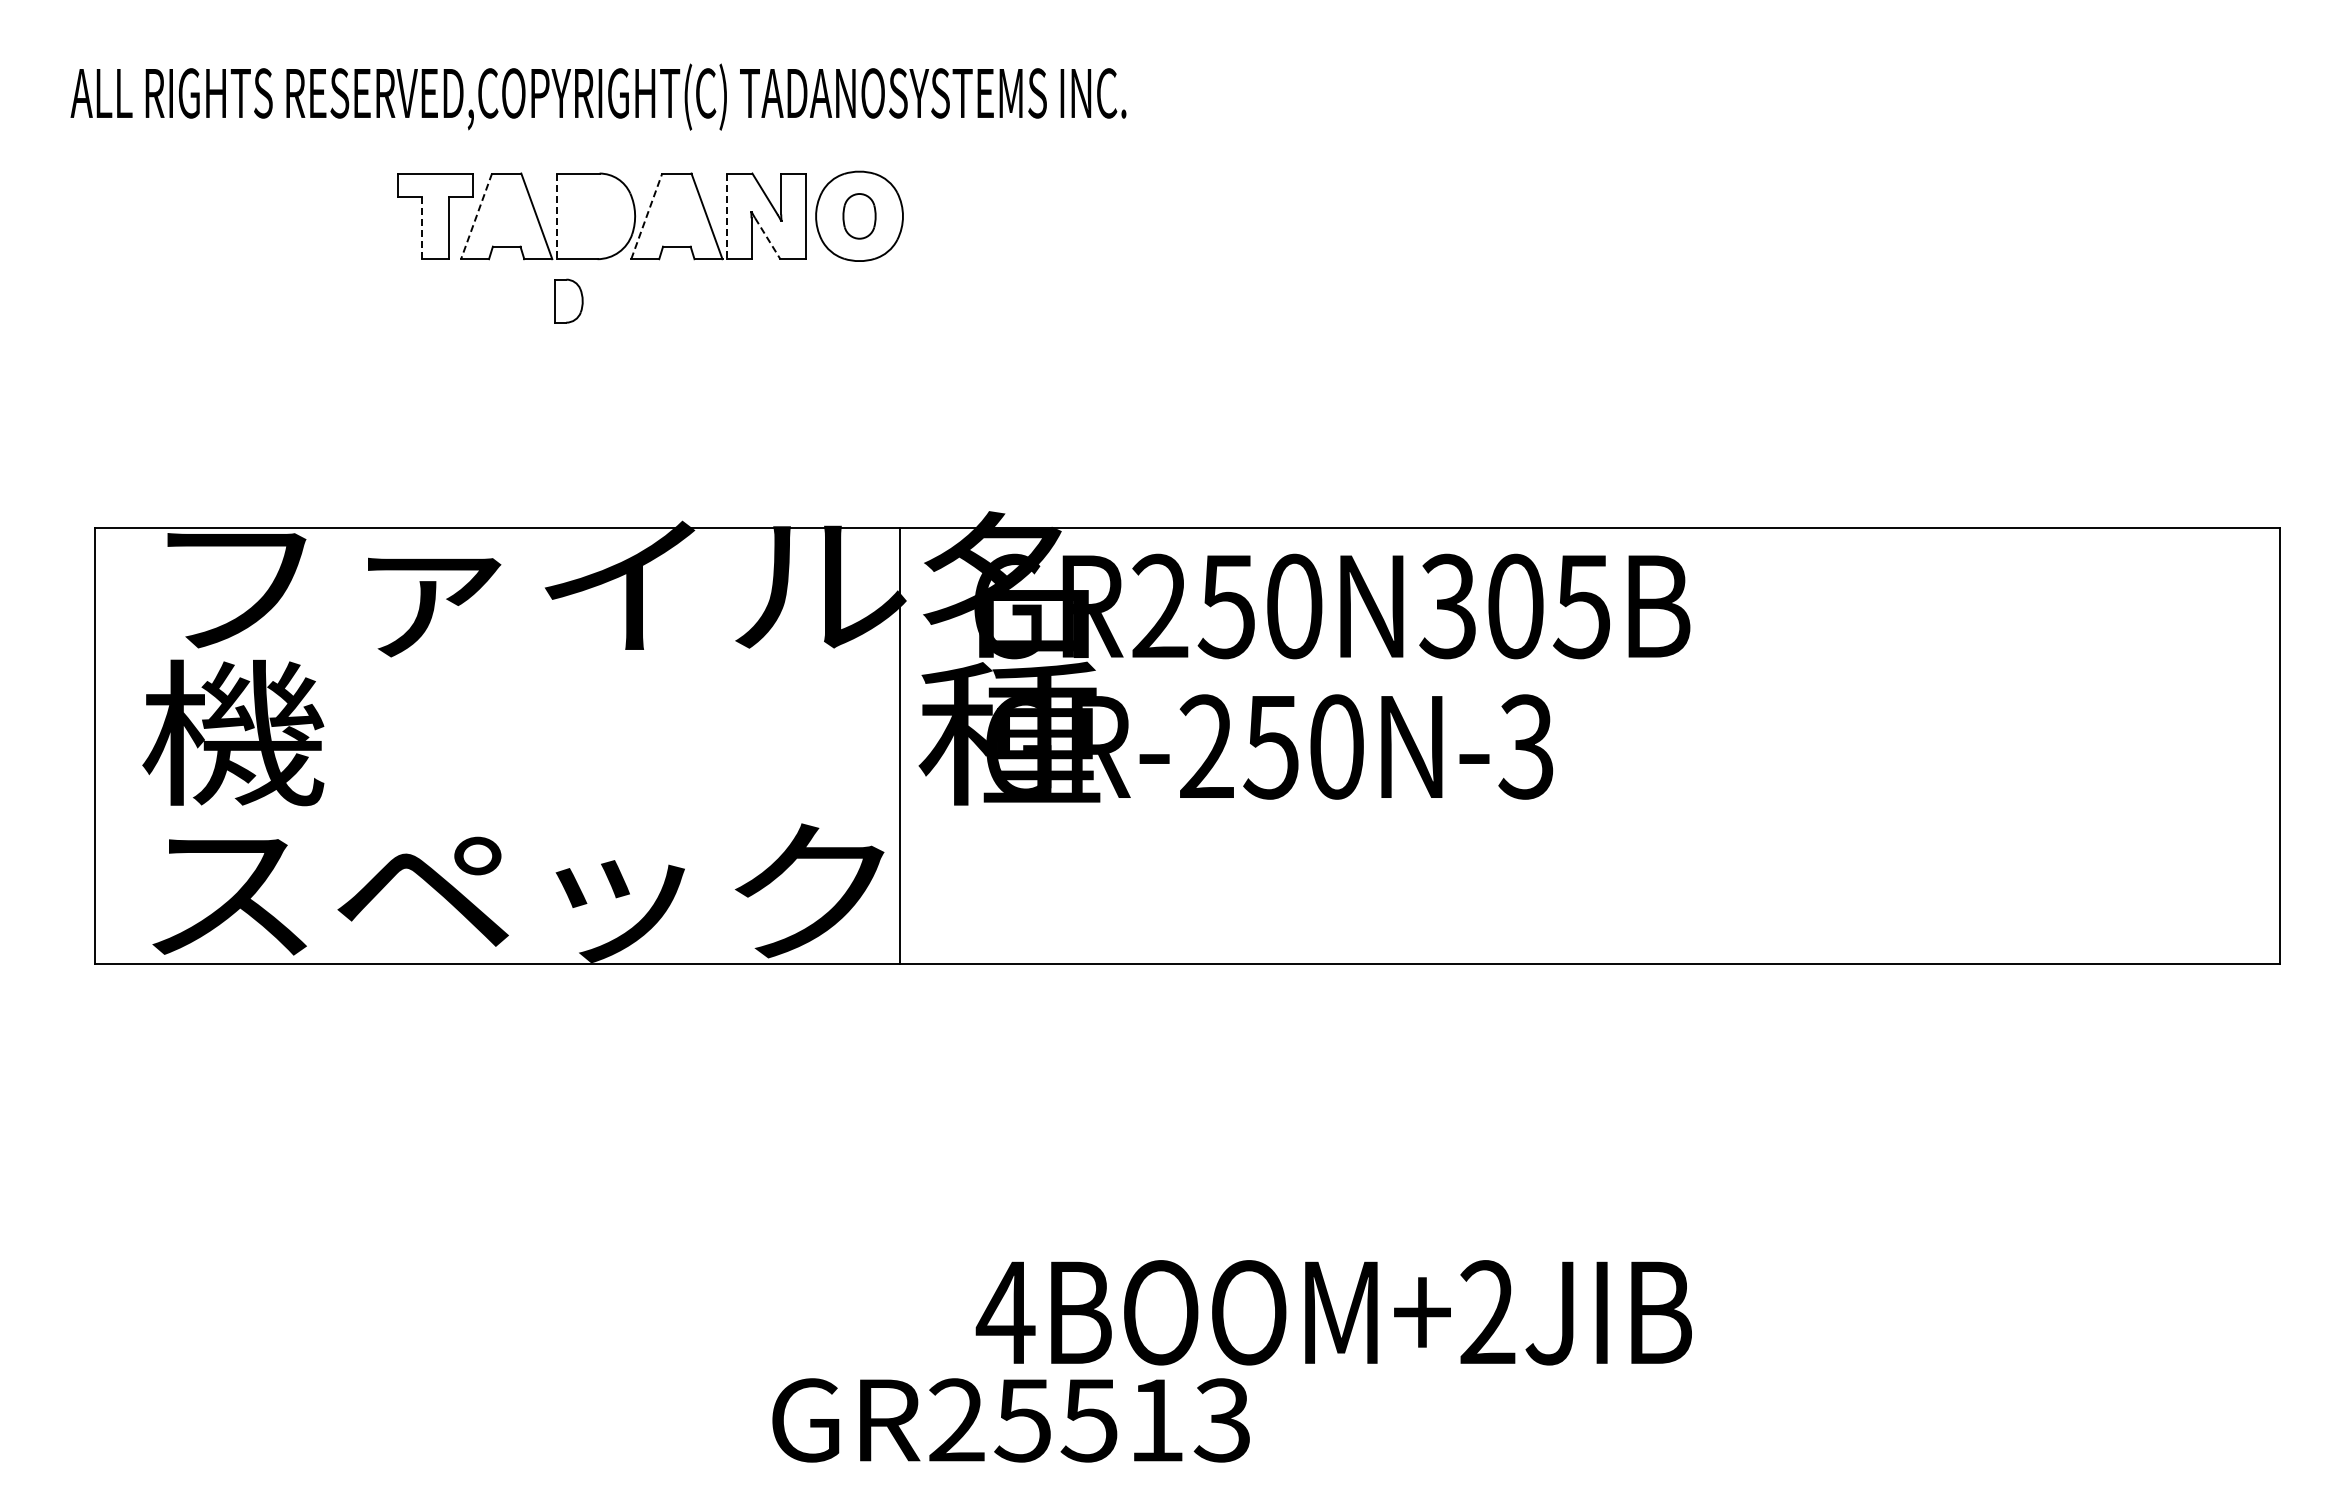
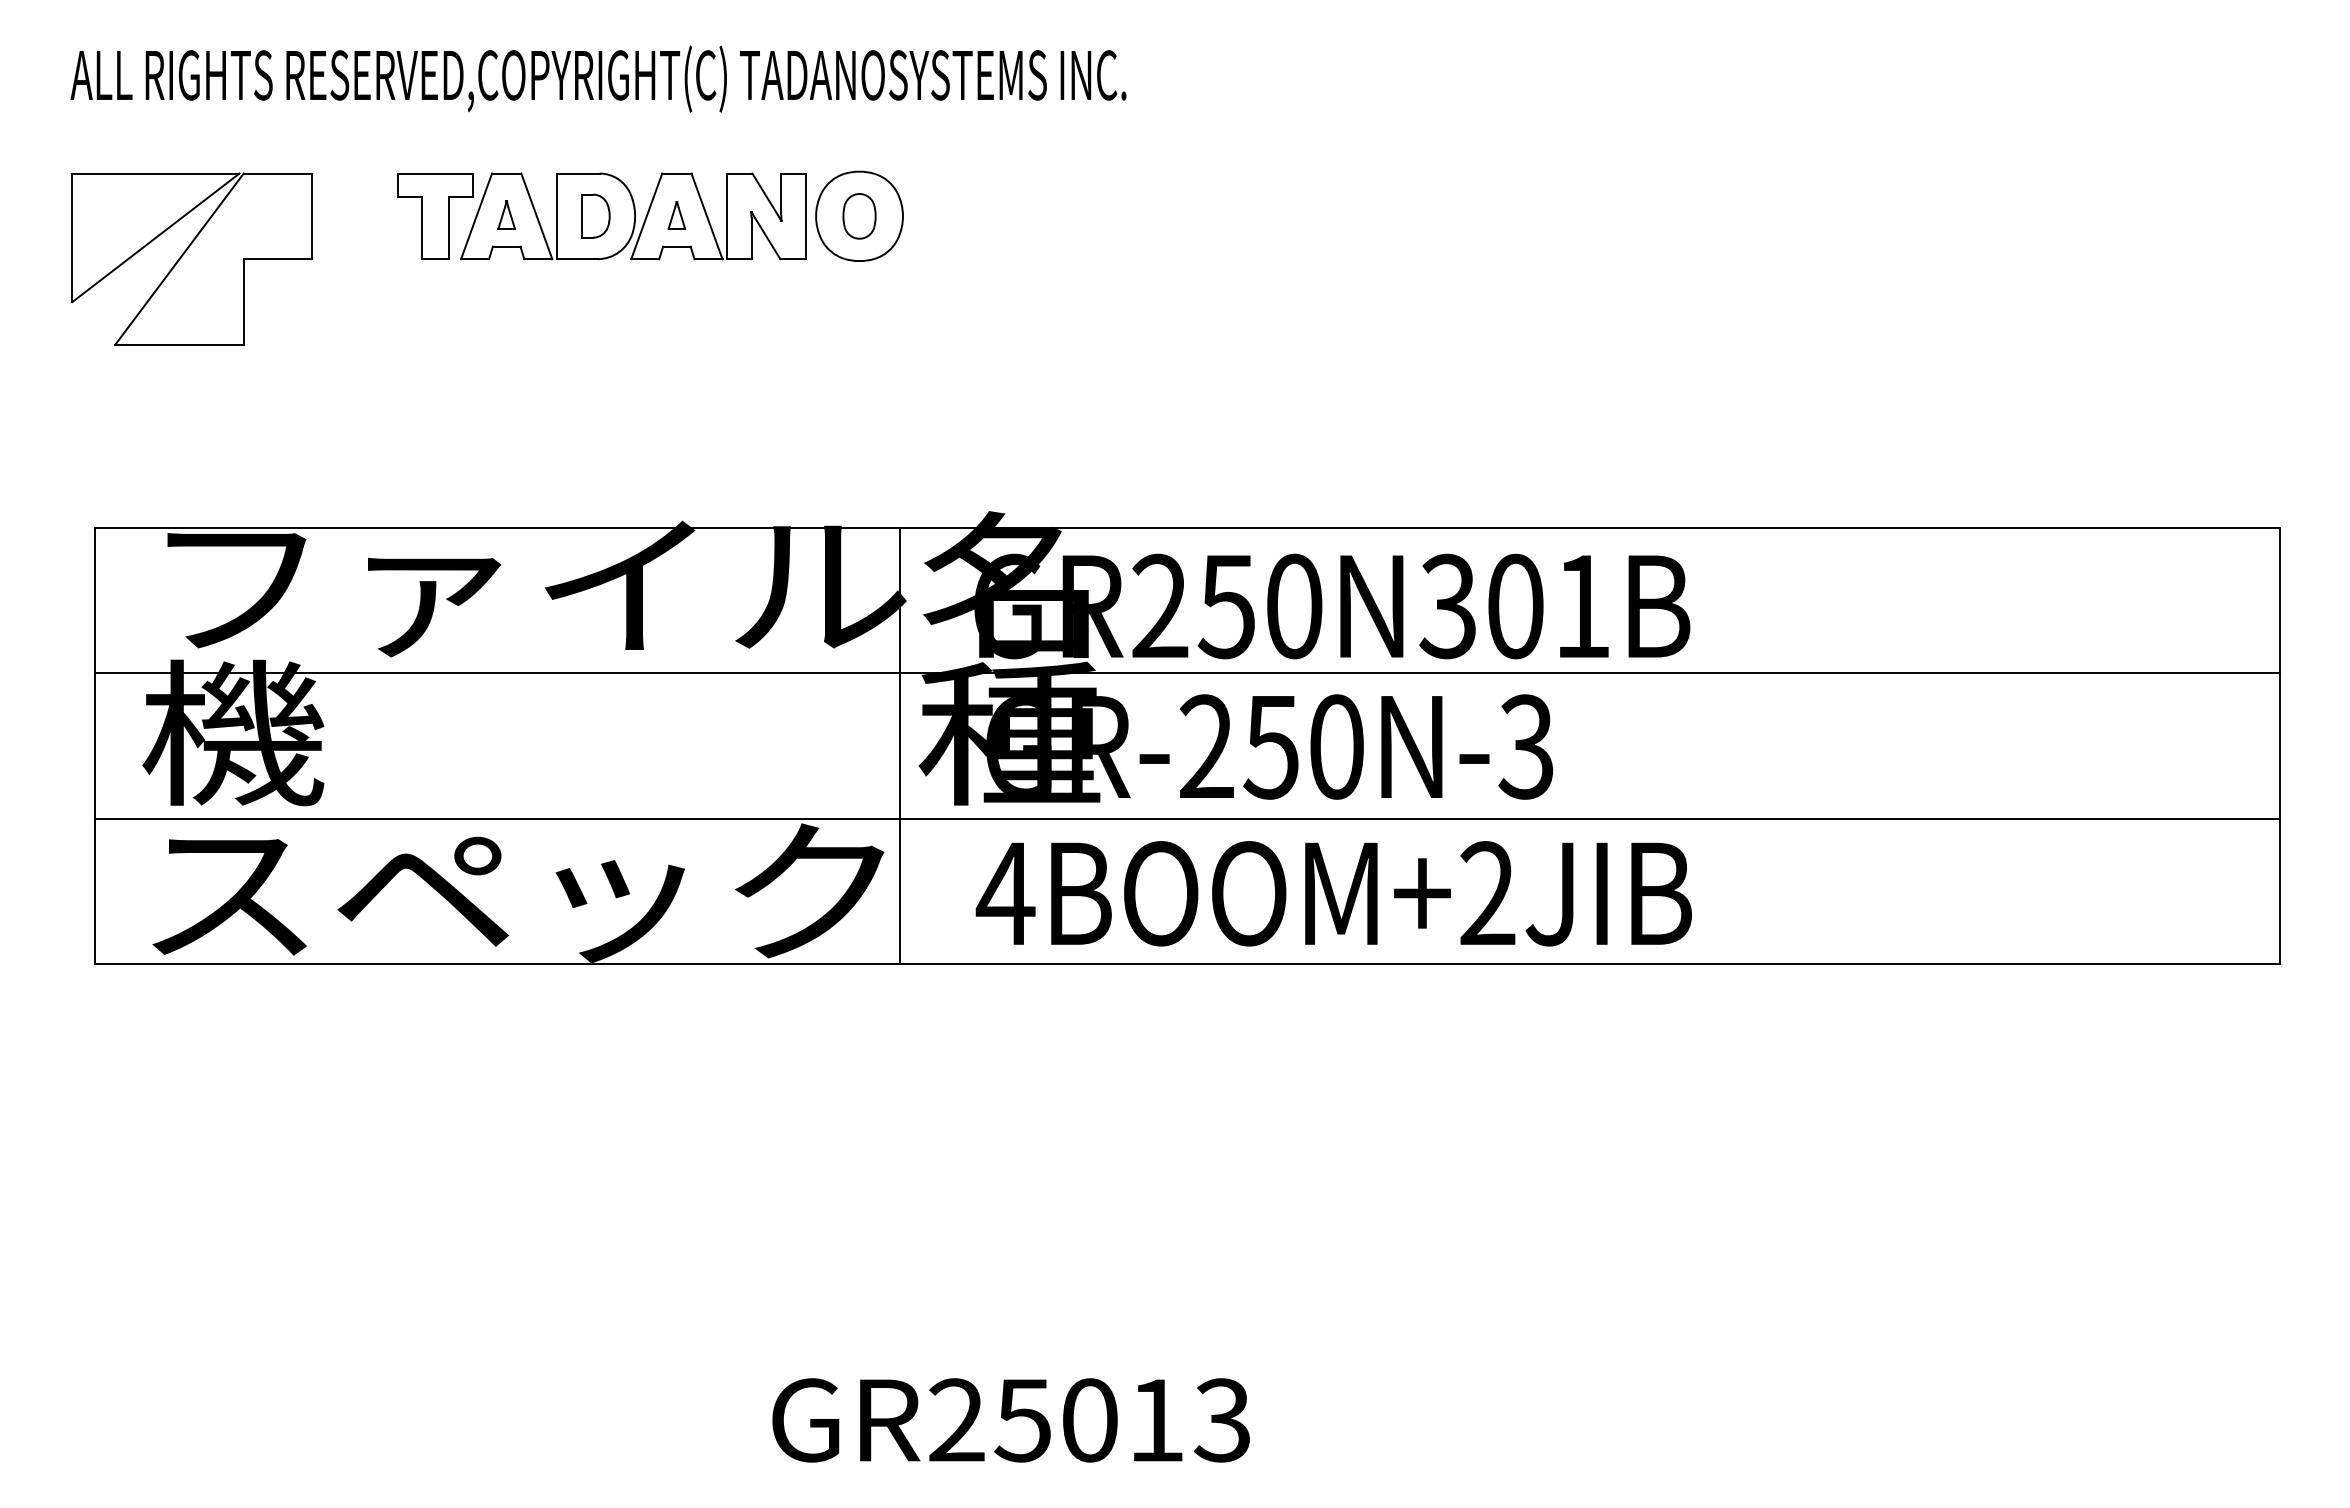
text position: (598, 96) -> (598, 78) (598, 78)
part: none -> present (506, 214)
part: none -> present (676, 215)
line: dashed -> solid (476, 216)
line: dashed -> solid (556, 216)
line: dashed -> solid (646, 216)
line: dashed -> solid (727, 216)
line: dashed -> solid (421, 228)
line: dashed -> solid (768, 239)
part: none -> present (191, 258)
part position: (568, 300) -> (595, 215) (595, 215)
text: GR250N305B -> GR250N301B (1581, 607)
line: none -> present (1187, 673)
line: none -> present (1187, 818)
text position: (1333, 1312) -> (1333, 893) (1333, 893)
text: GR25513 -> GR25013 (1088, 1420)
